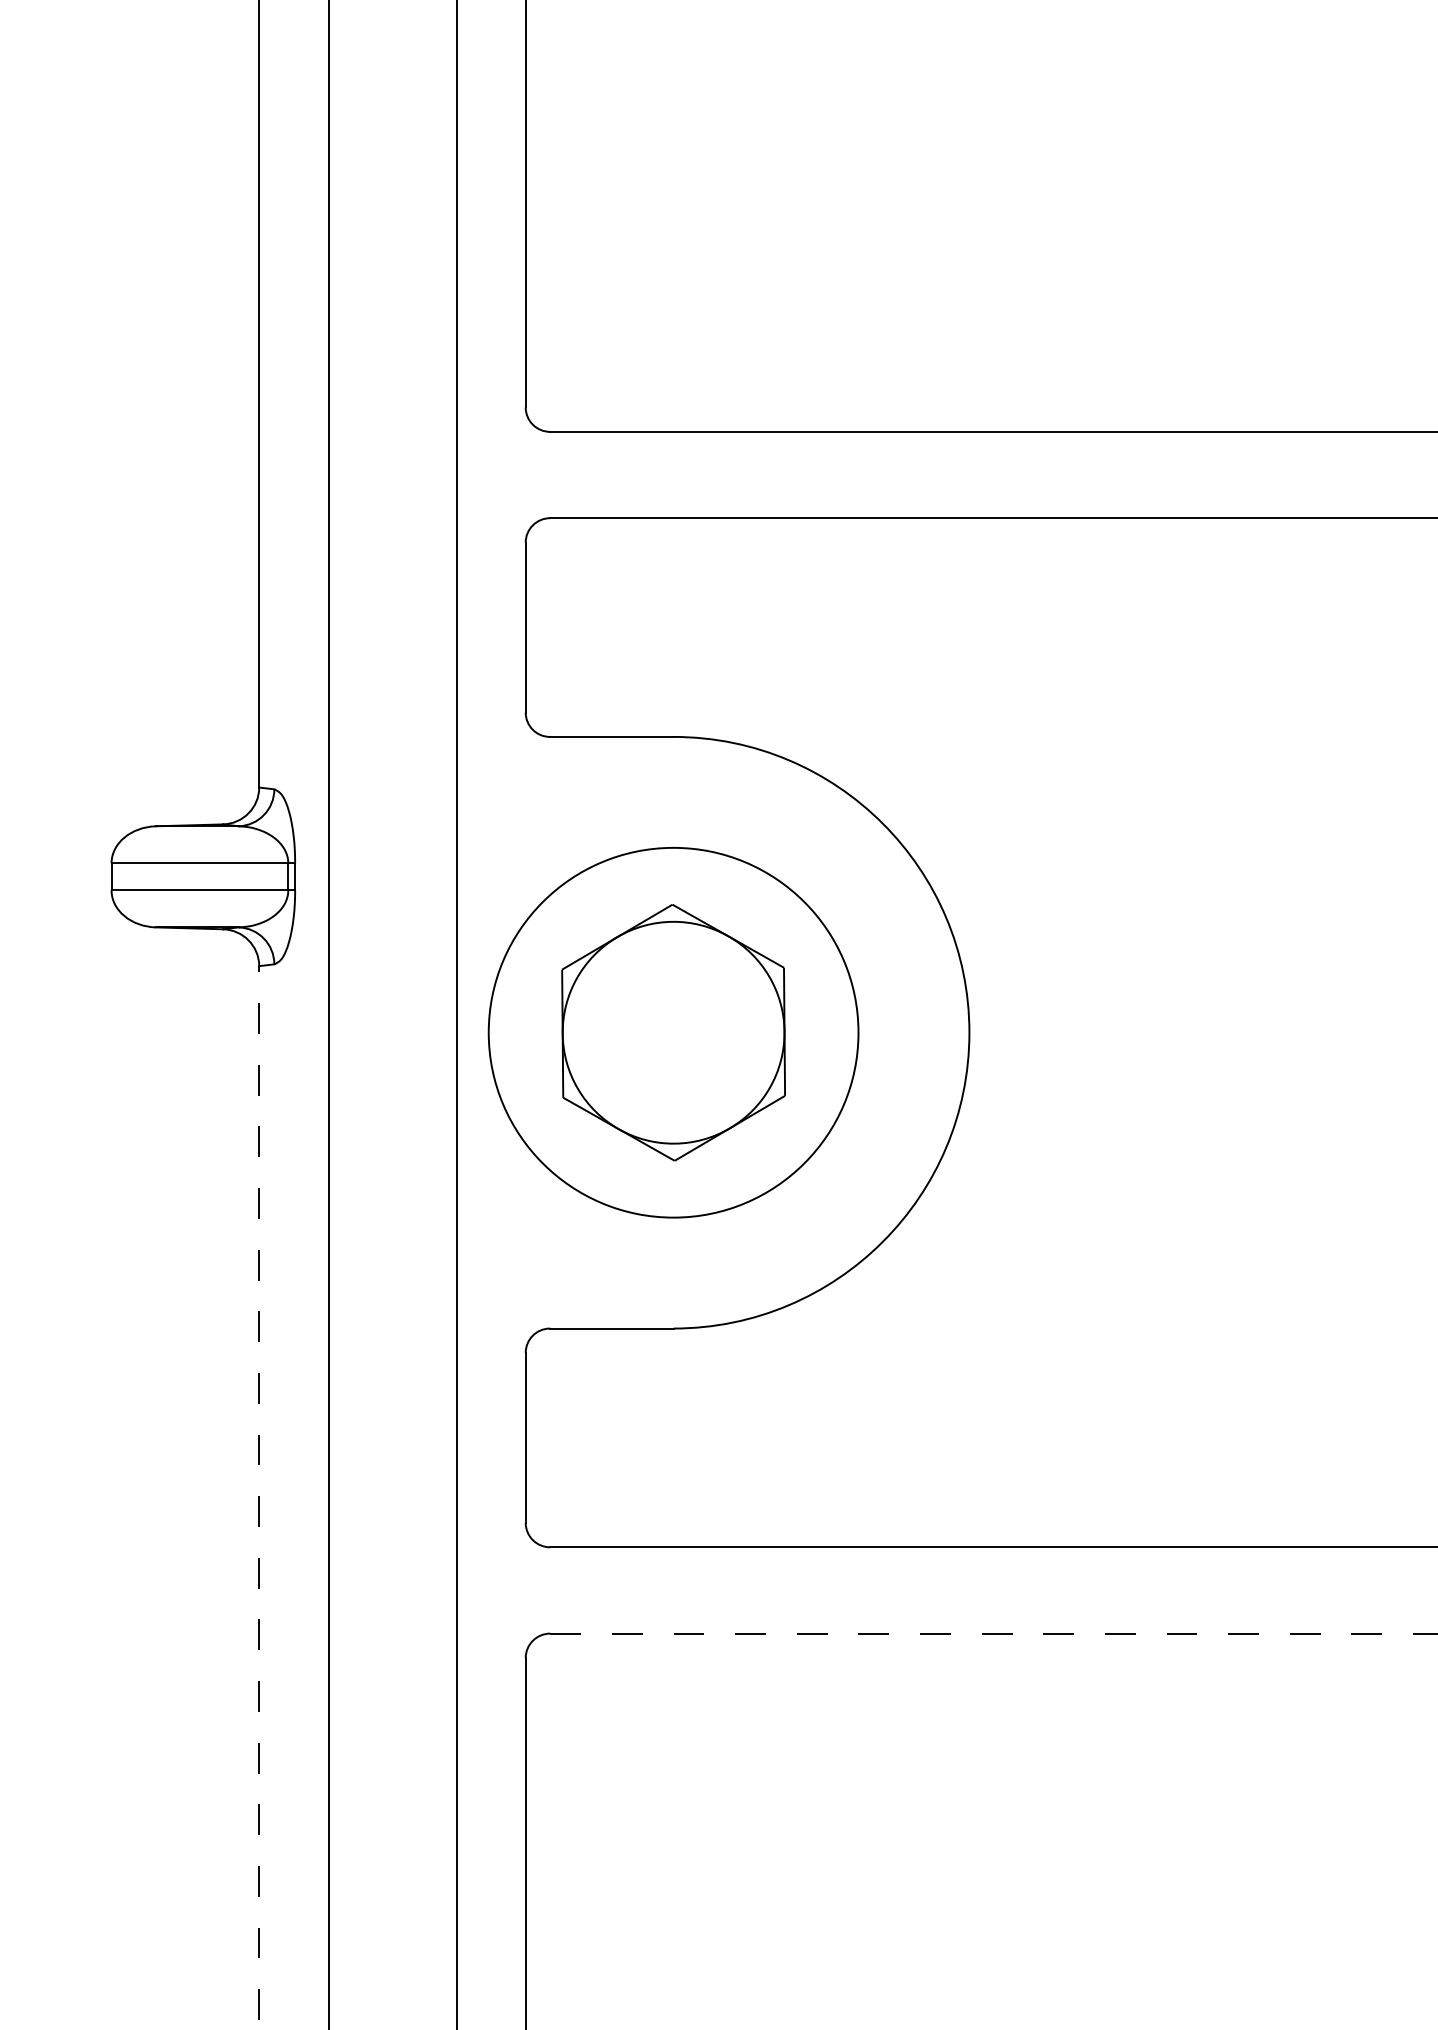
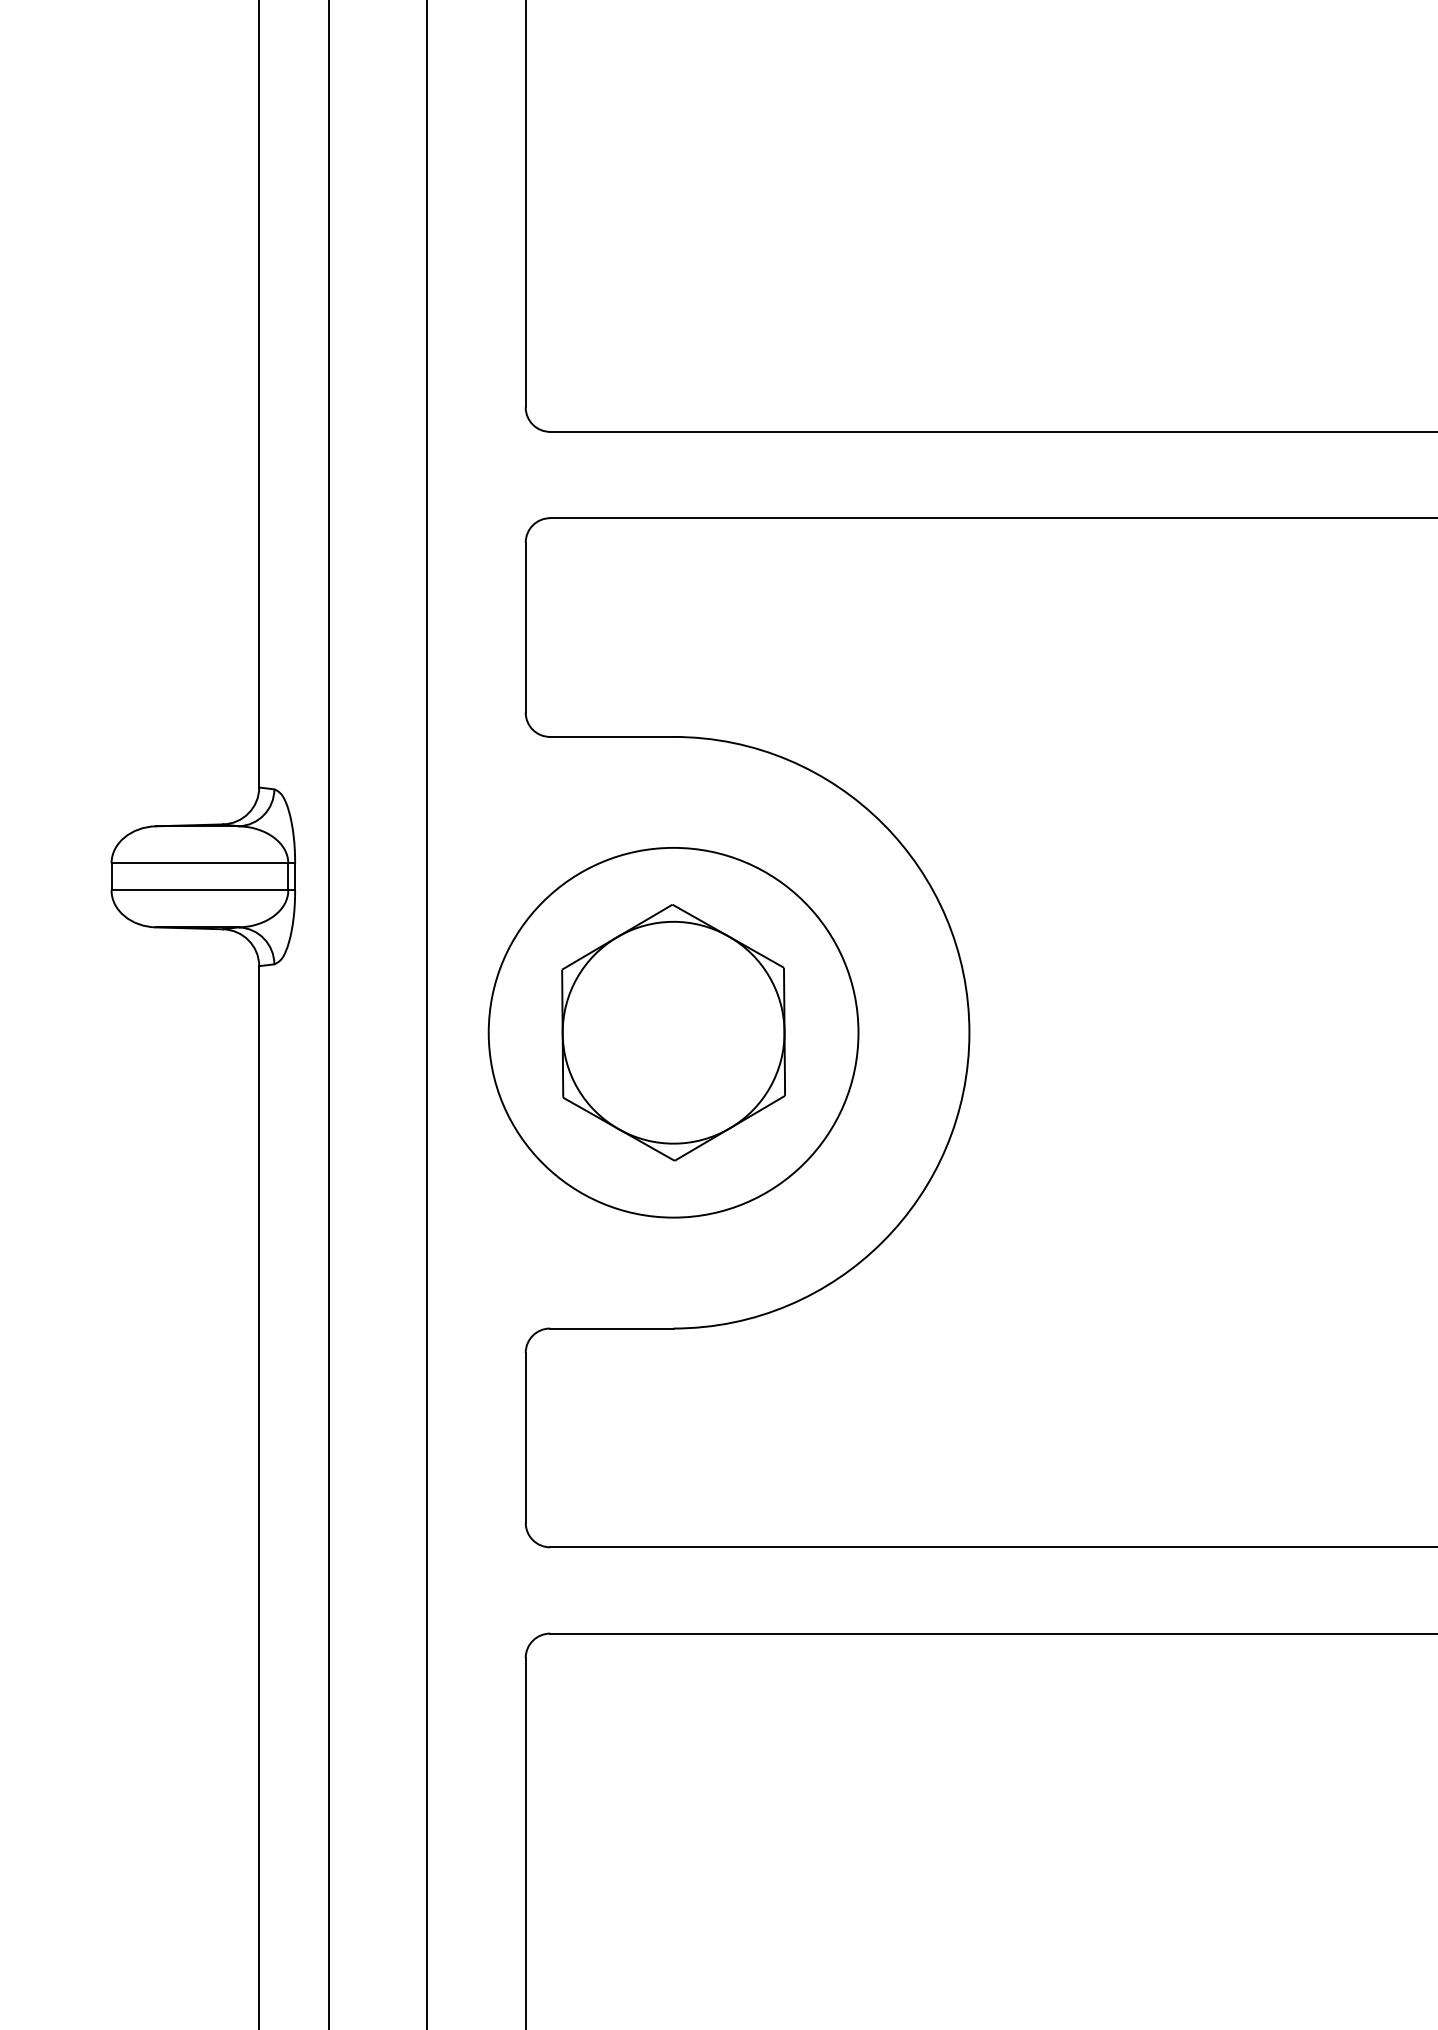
line position: (457, 1014) -> (427, 1014) (427, 1014)
line: dashed -> solid (259, 1497)
line: dashed -> solid (994, 1633)
